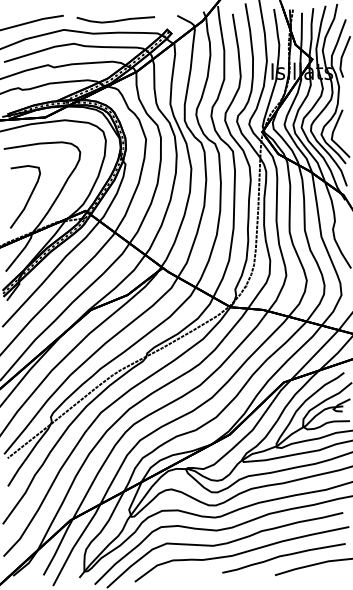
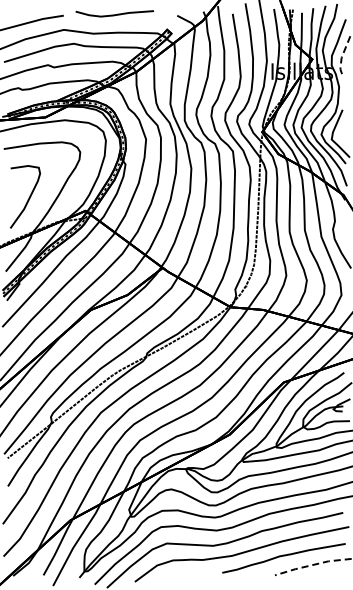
curve position: (115, 20) -> (114, 14) (114, 14)
line: solid -> dashed (341, 57)
line: solid -> dashed (313, 564)
